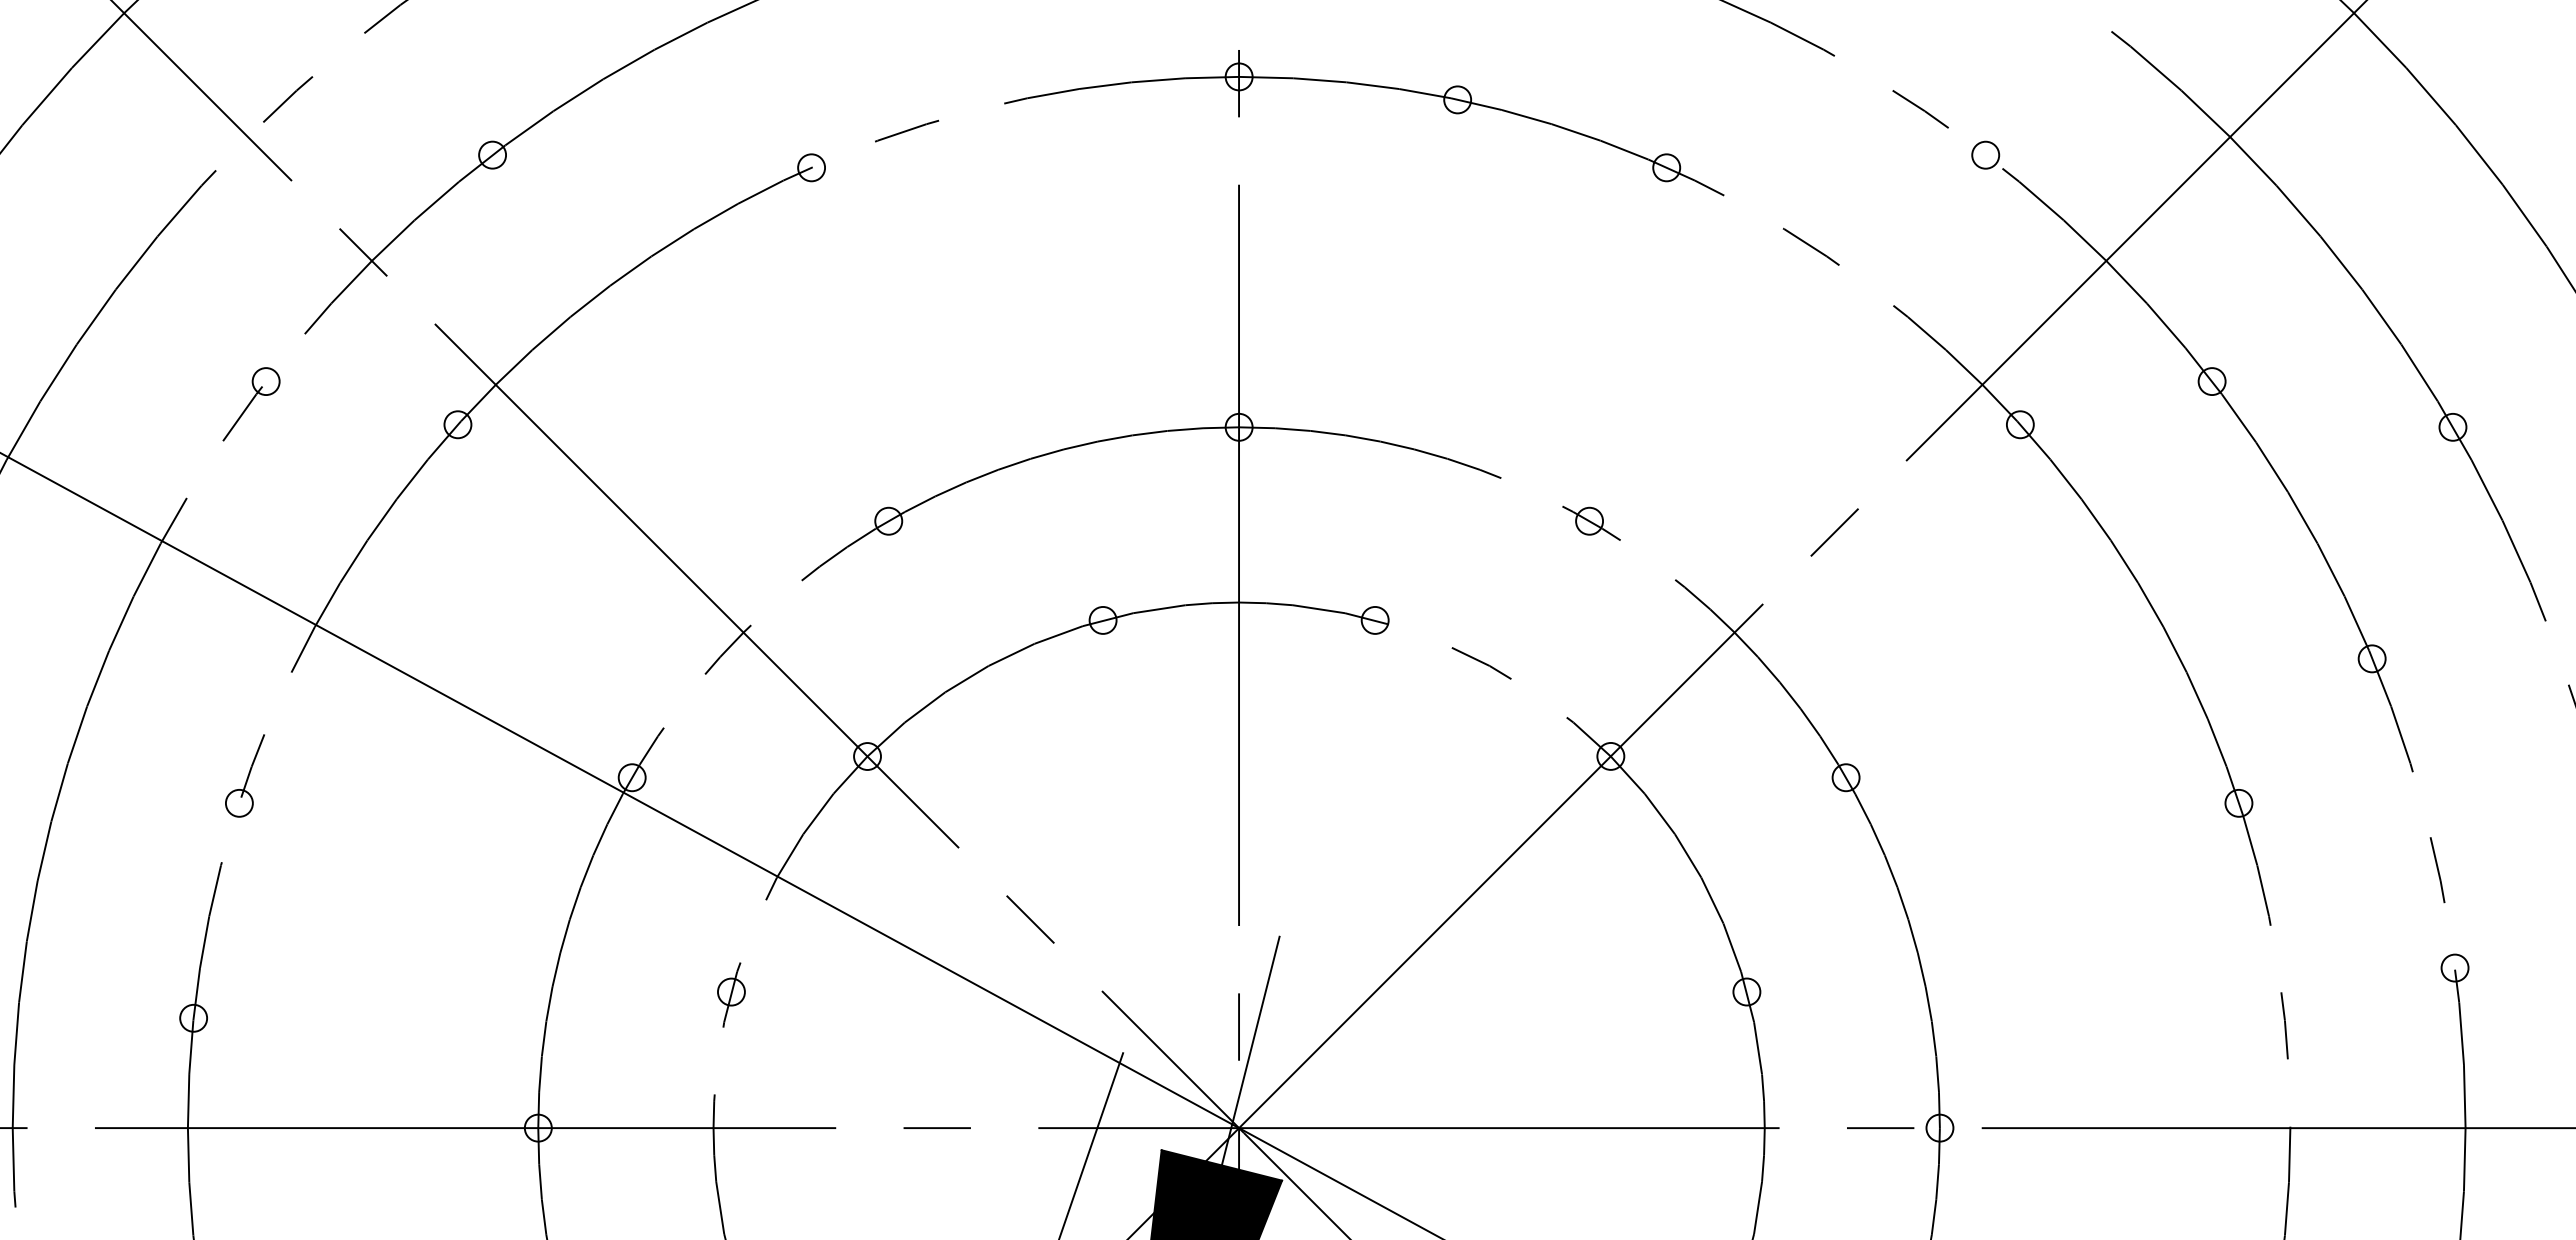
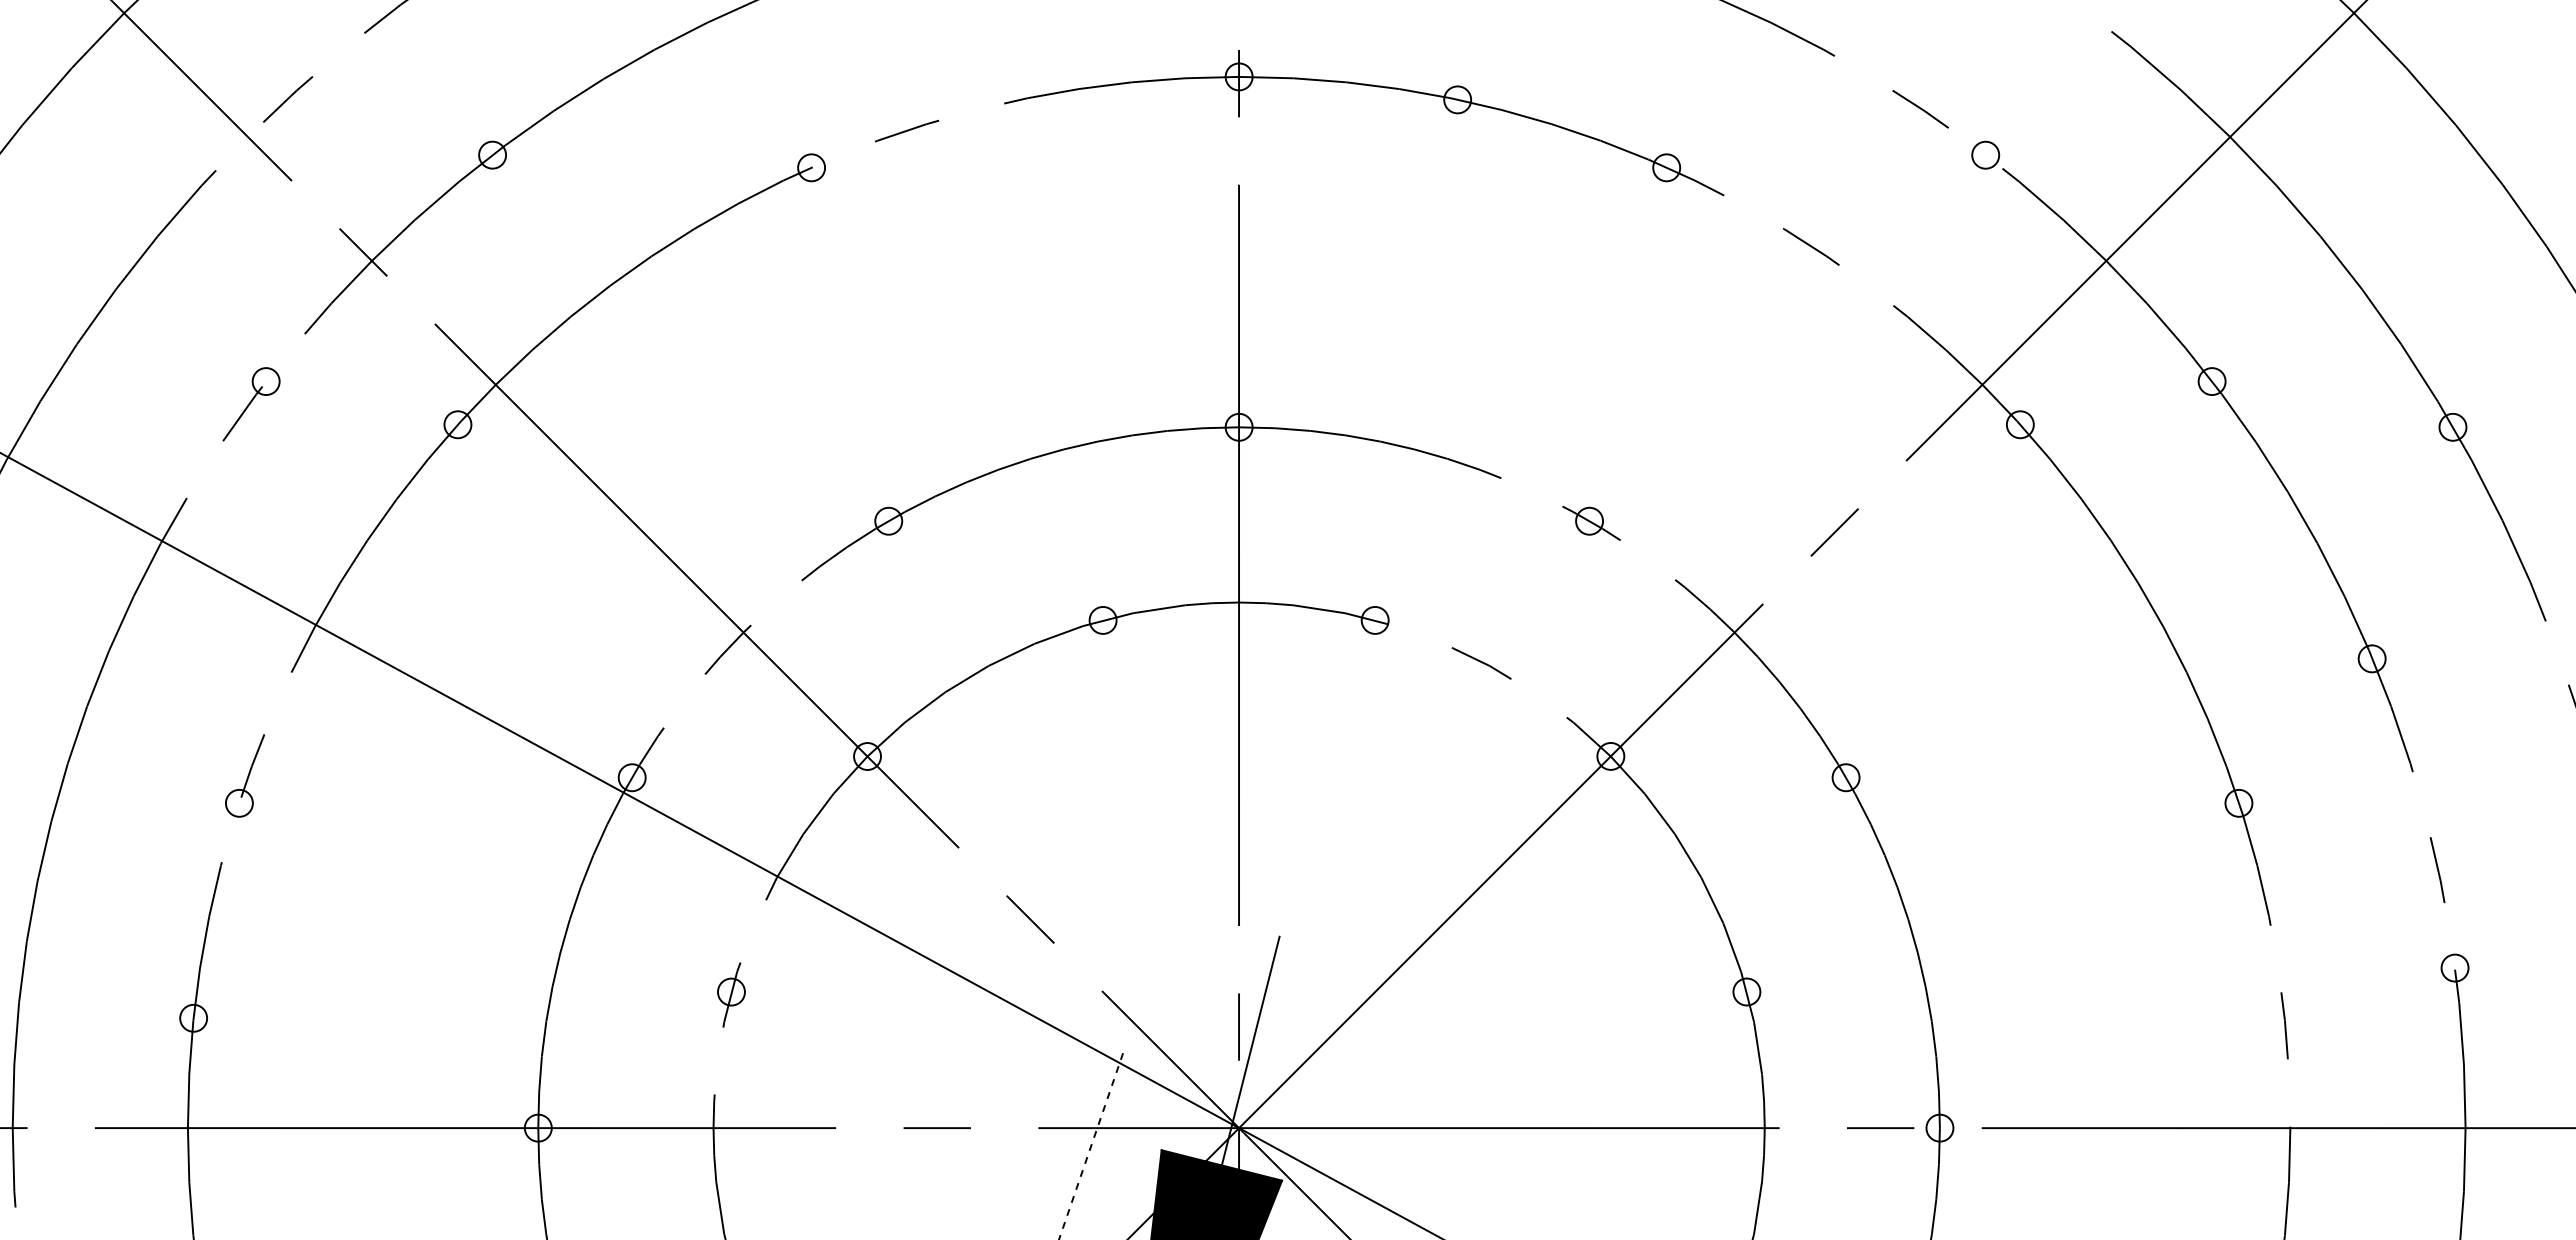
line: solid -> dashed (1091, 1146)
